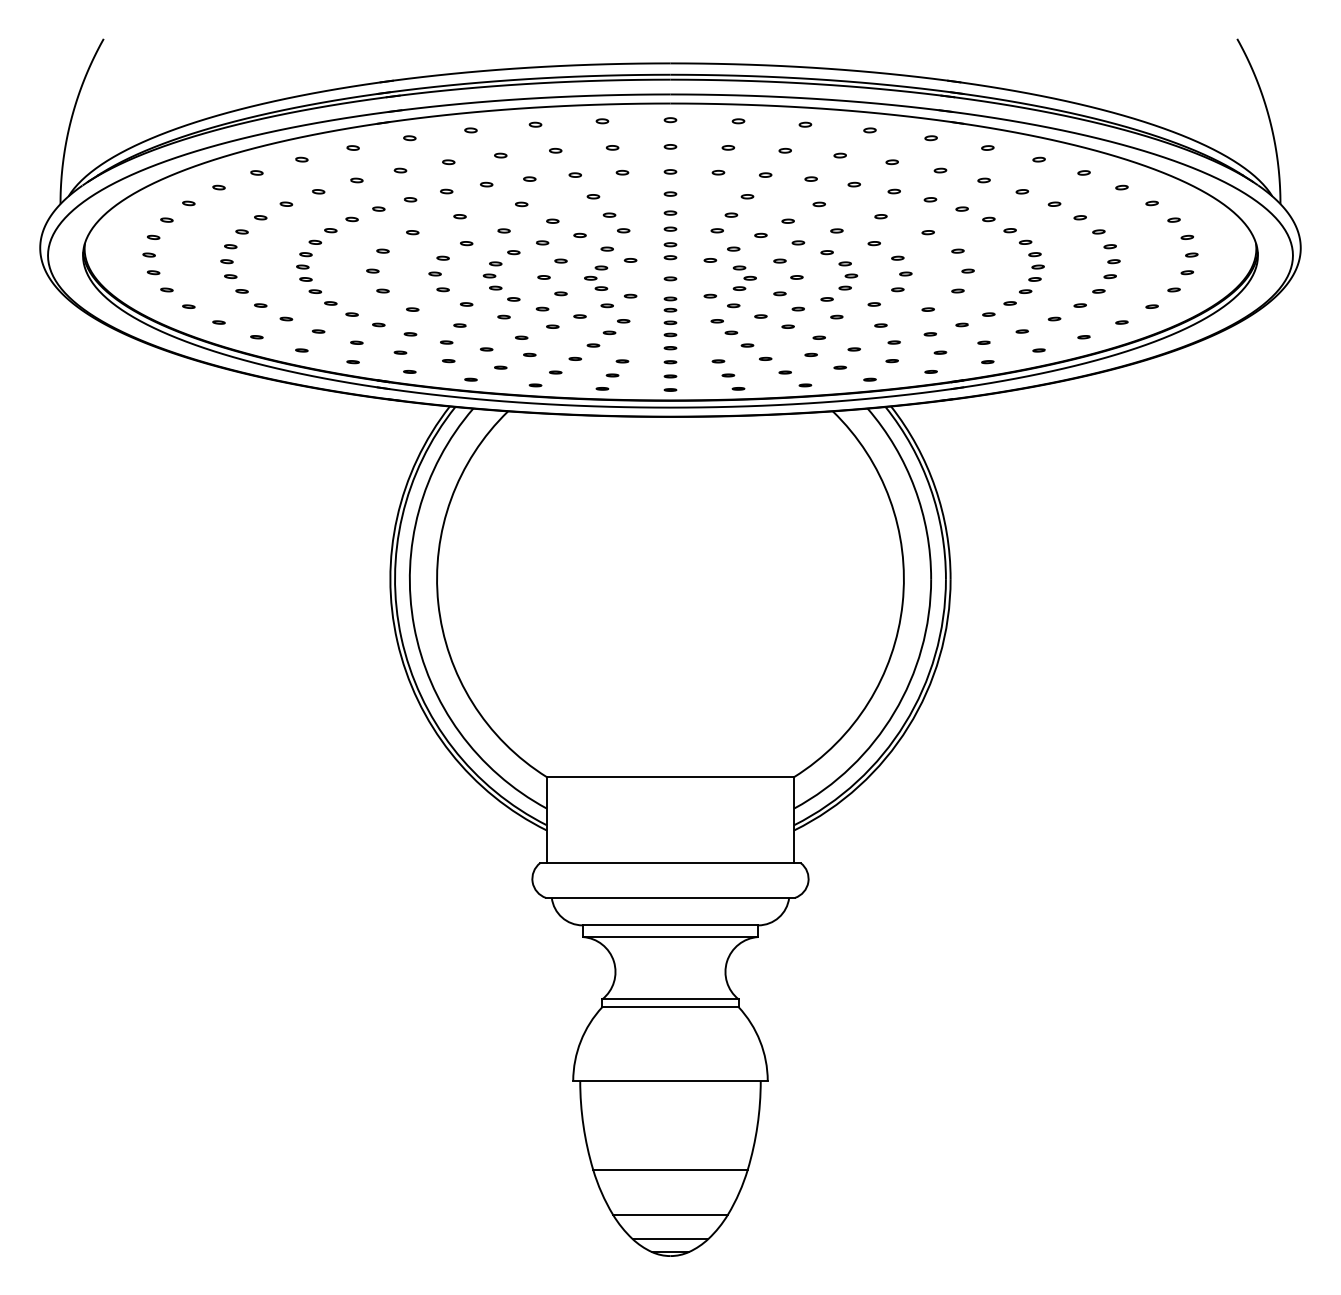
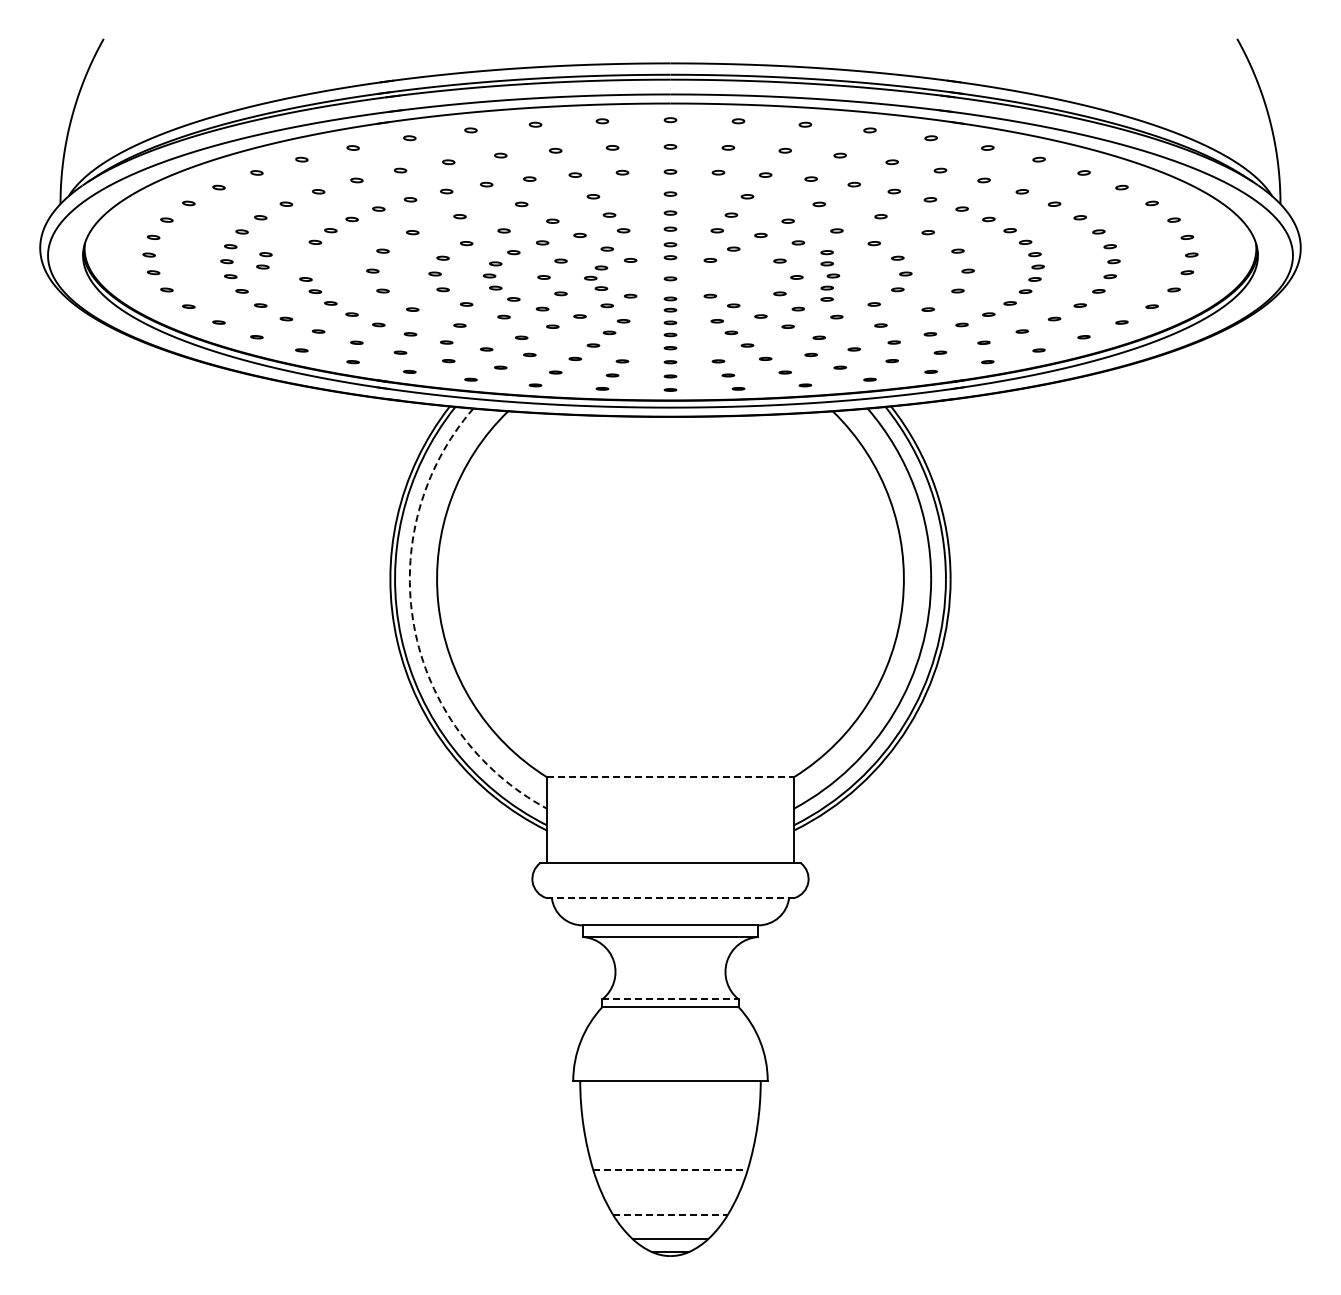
part position: (304, 260) -> (264, 260) (264, 260)
part position: (848, 275) -> (830, 275) (830, 275)
part: present -> none (744, 277)
arc: solid -> dashed (414, 626)
line: solid -> dashed (670, 777)
line: solid -> dashed (670, 897)
line: solid -> dashed (670, 999)
line: solid -> dashed (670, 1169)
line: solid -> dashed (670, 1214)
